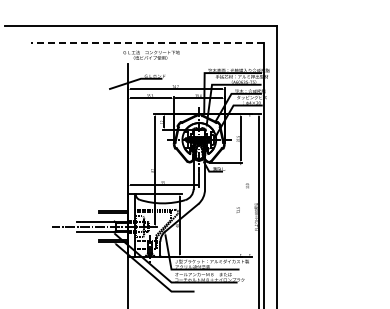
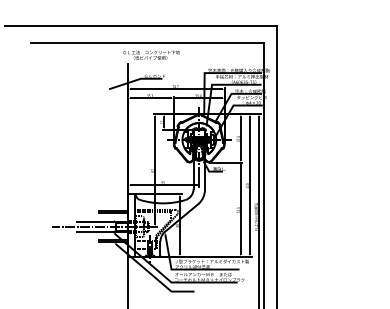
line: dashed -> solid (147, 42)
line: none -> present (249, 184)
line: none -> present (240, 209)
